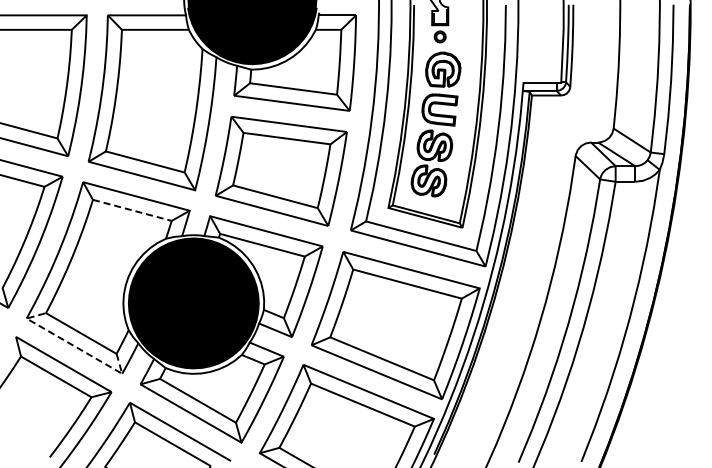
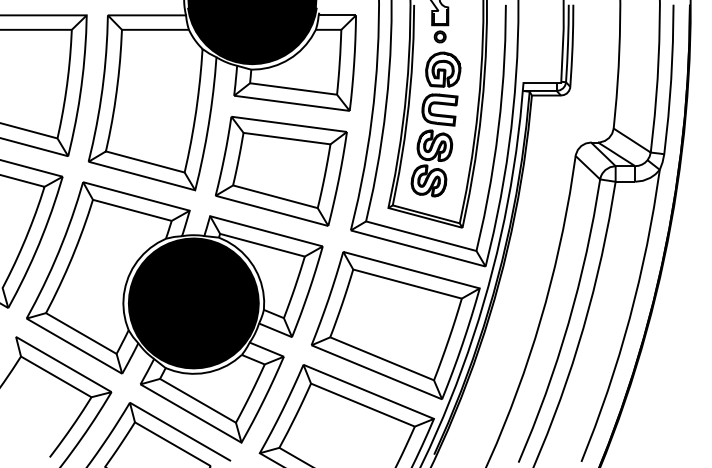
line: dashed -> solid (132, 210)
line: dashed -> solid (74, 345)
